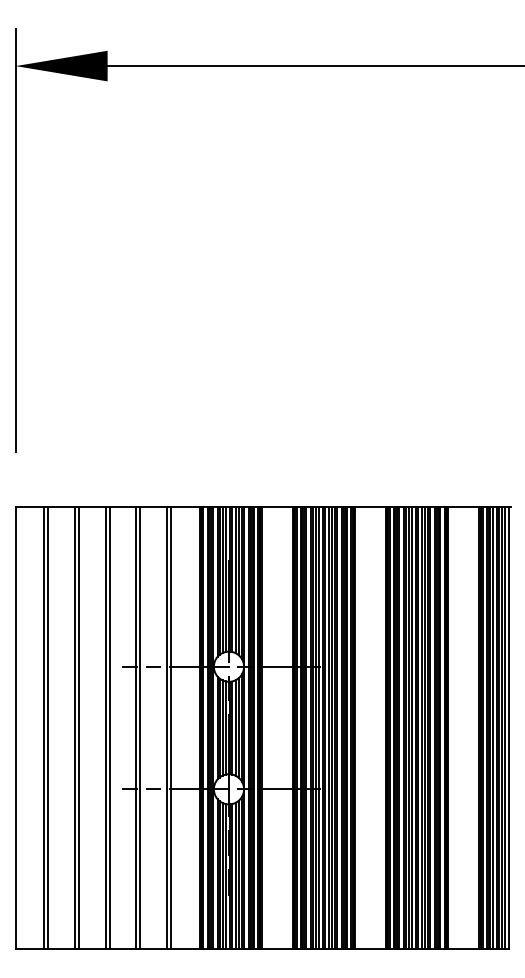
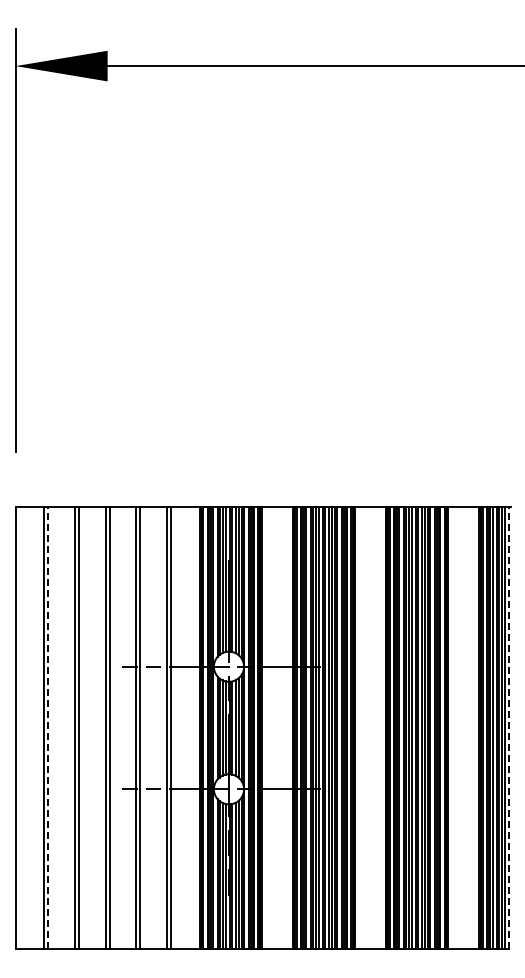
line: solid -> dashed (48, 728)
line: solid -> dashed (509, 728)
